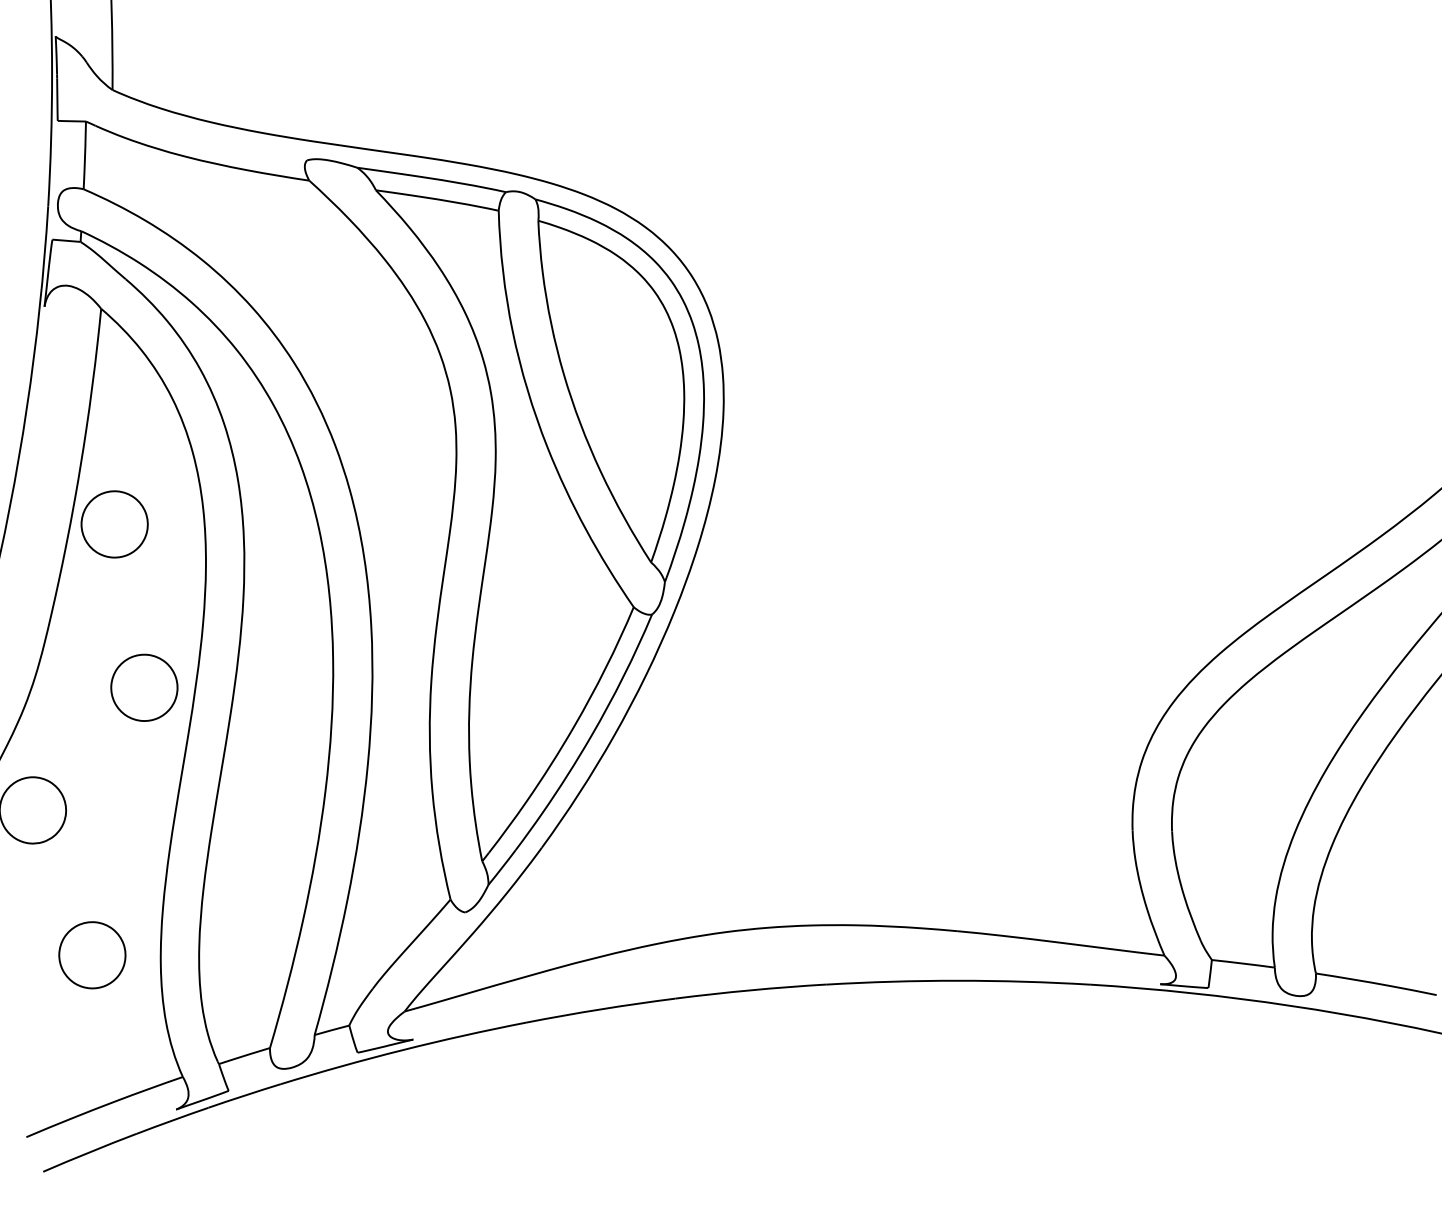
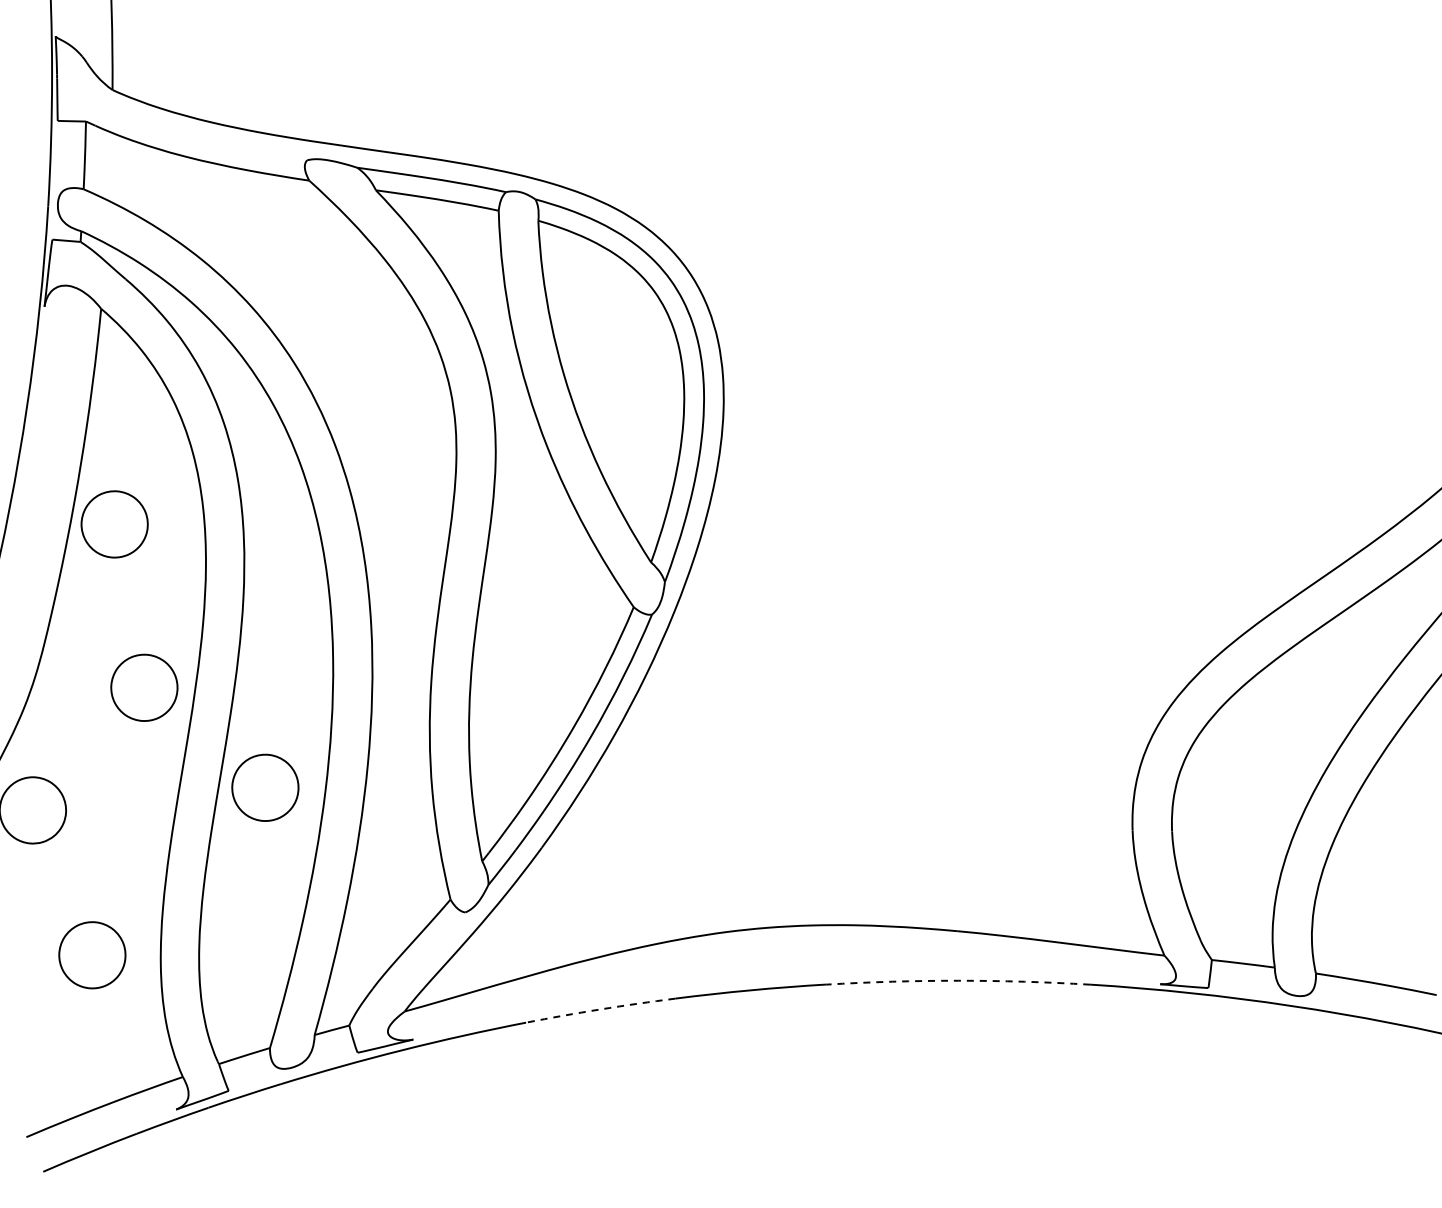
part: none -> present (265, 787)
arc: solid -> dashed (958, 980)
arc: solid -> dashed (600, 1009)
